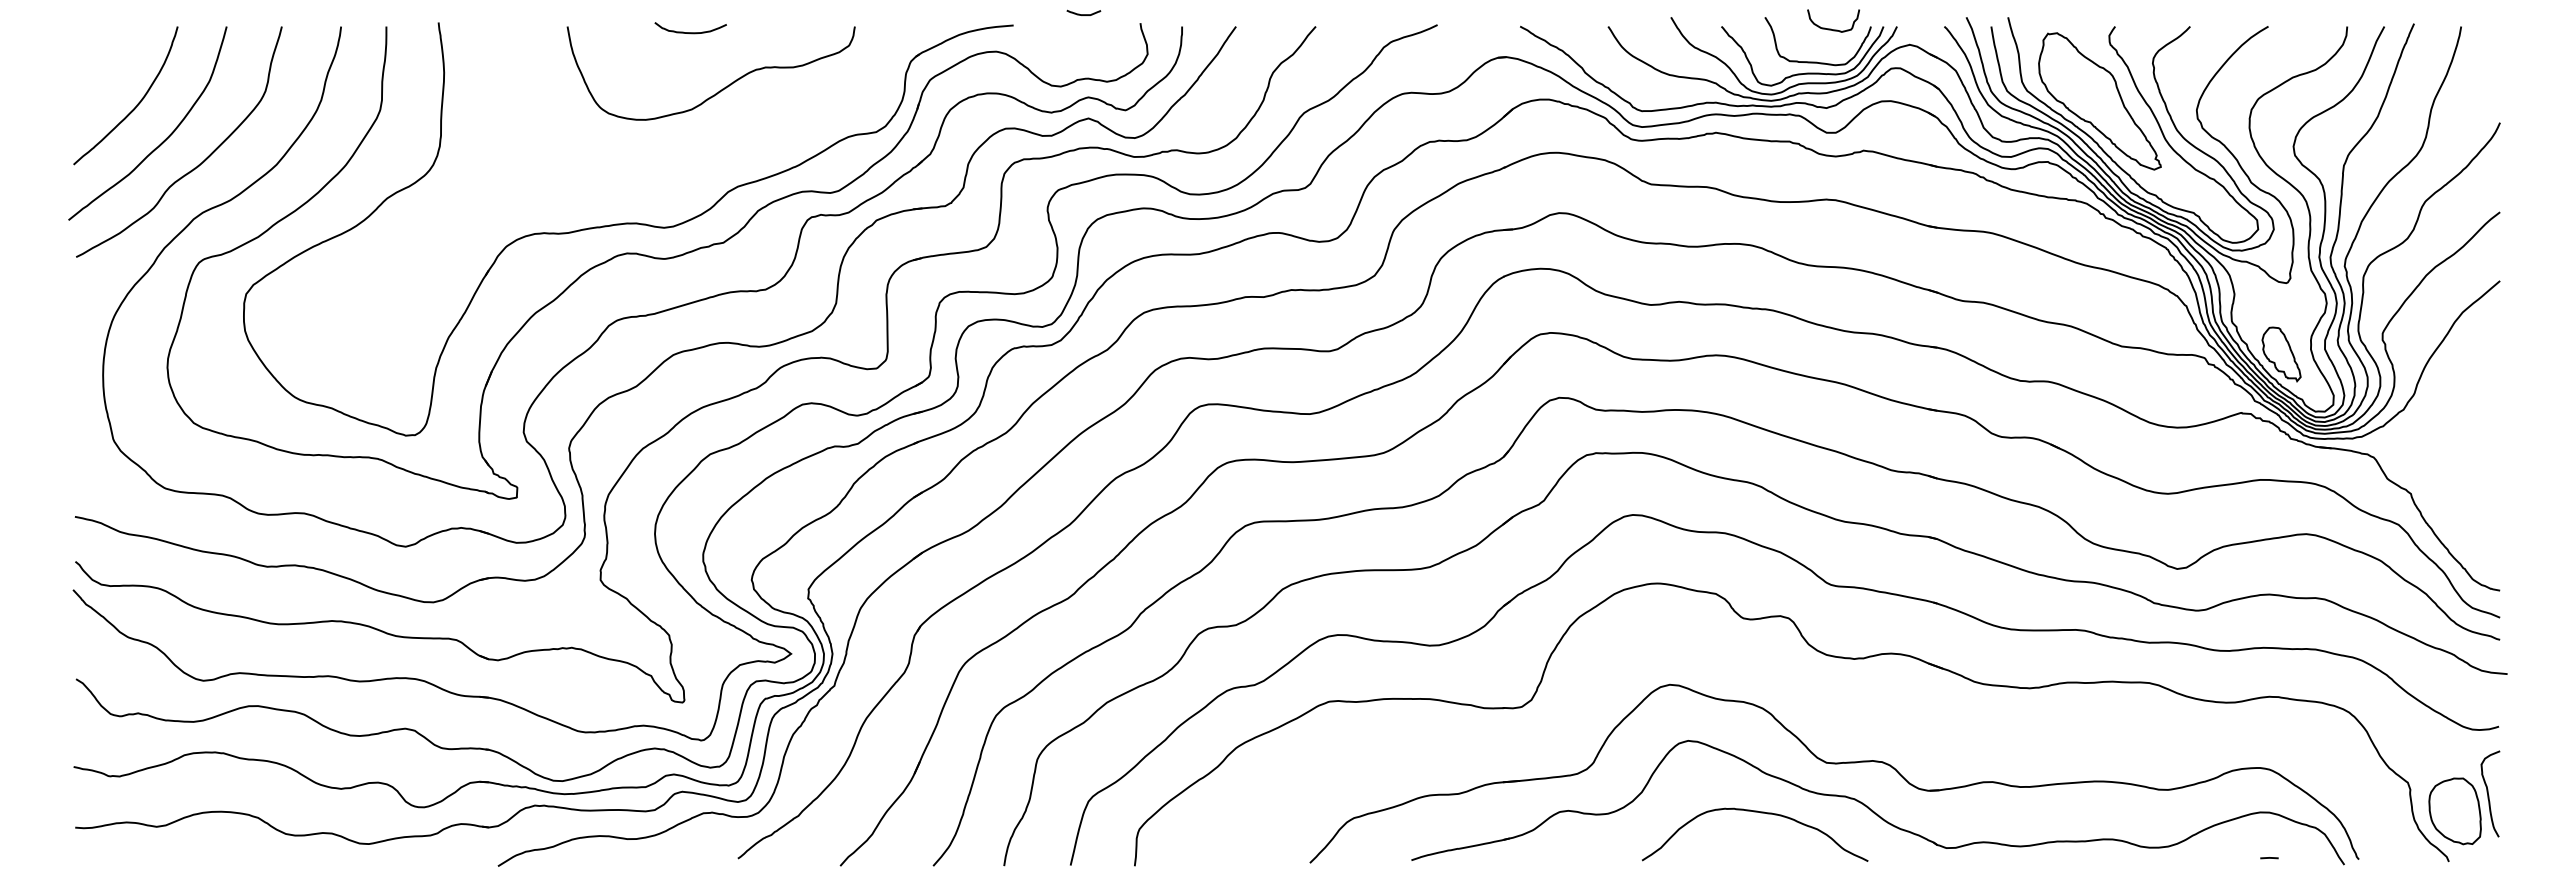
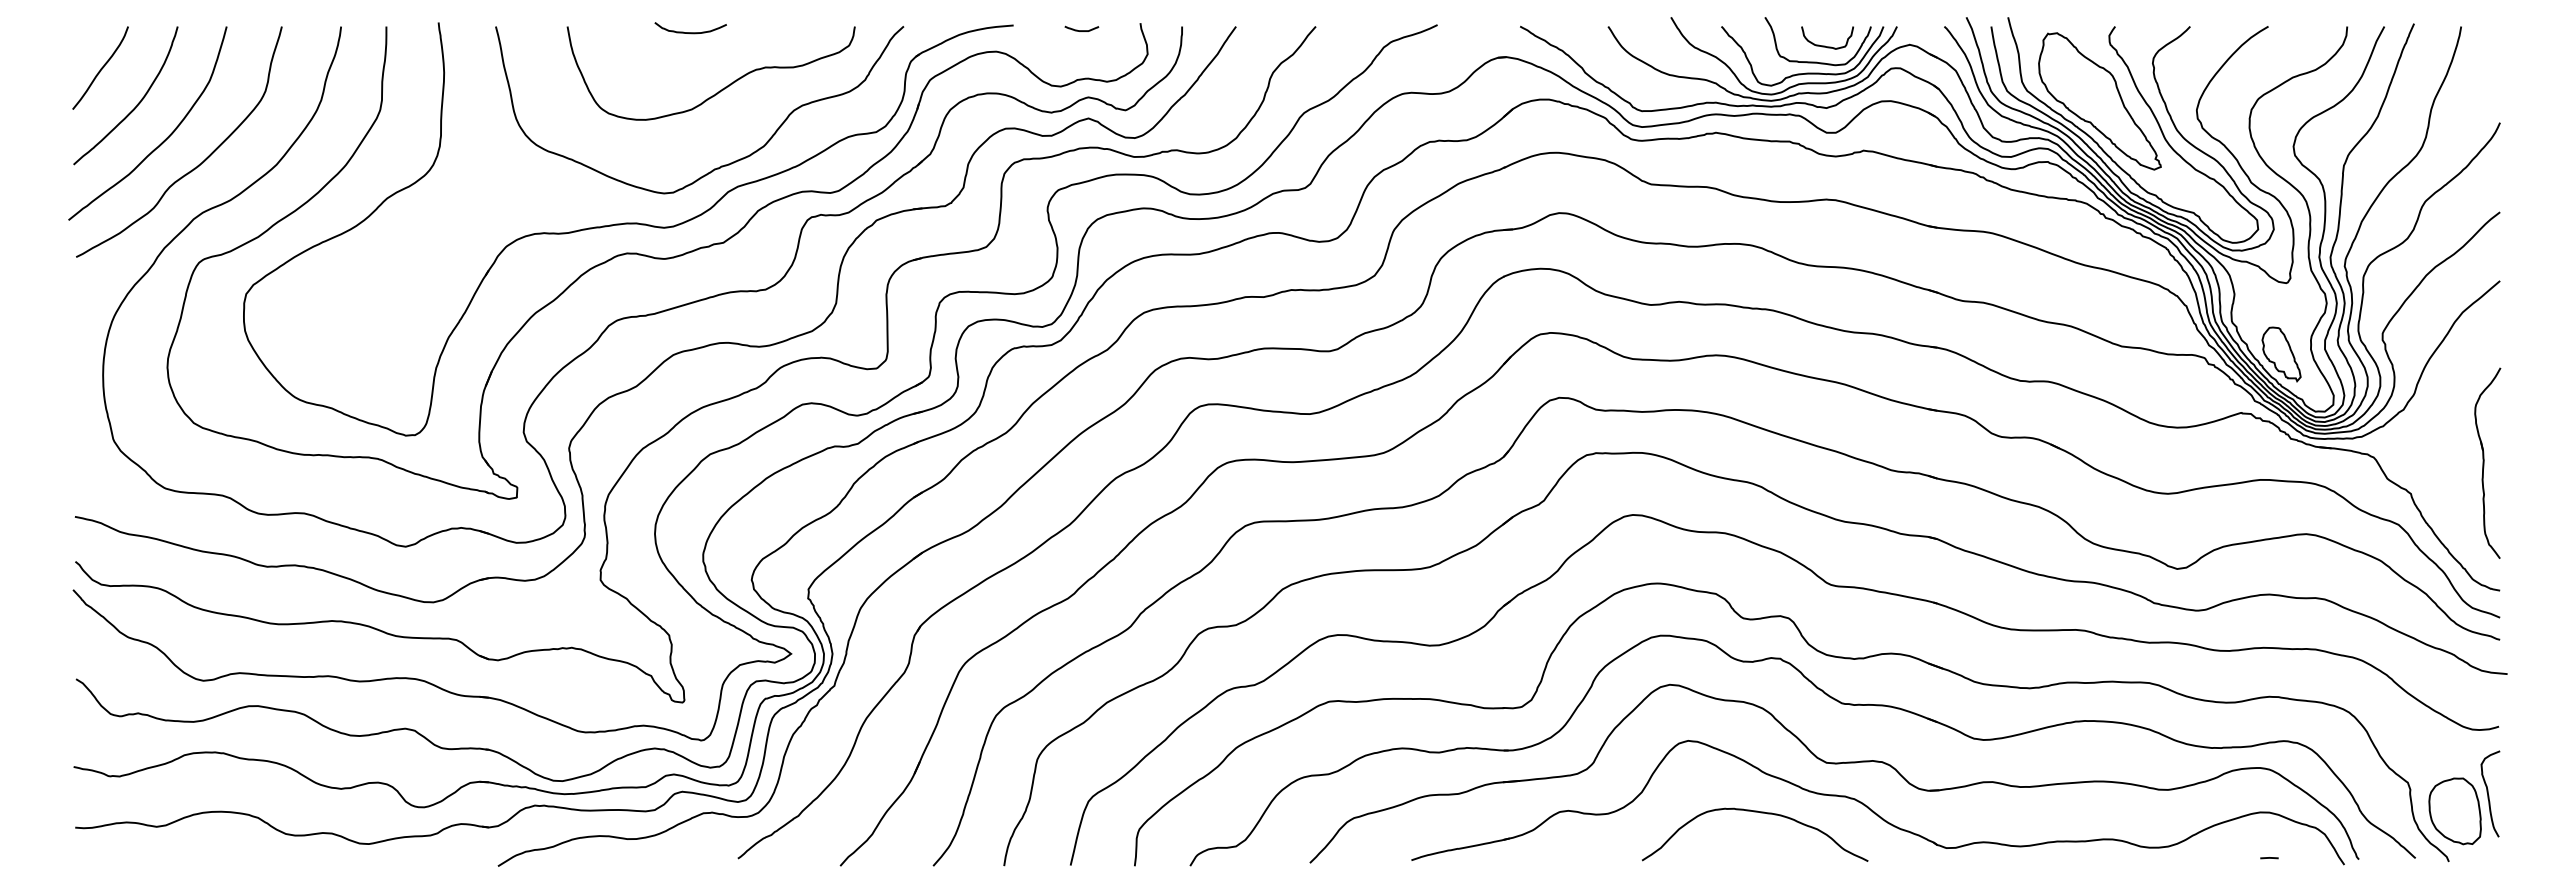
curve position: (1083, 14) -> (1081, 30) (1081, 30)
curve position: (1831, 28) -> (1825, 45) (1825, 45)
curve: none -> present (101, 67)
curve: none -> present (721, 165)
part: none -> present (2487, 462)
part: none -> present (1832, 699)
